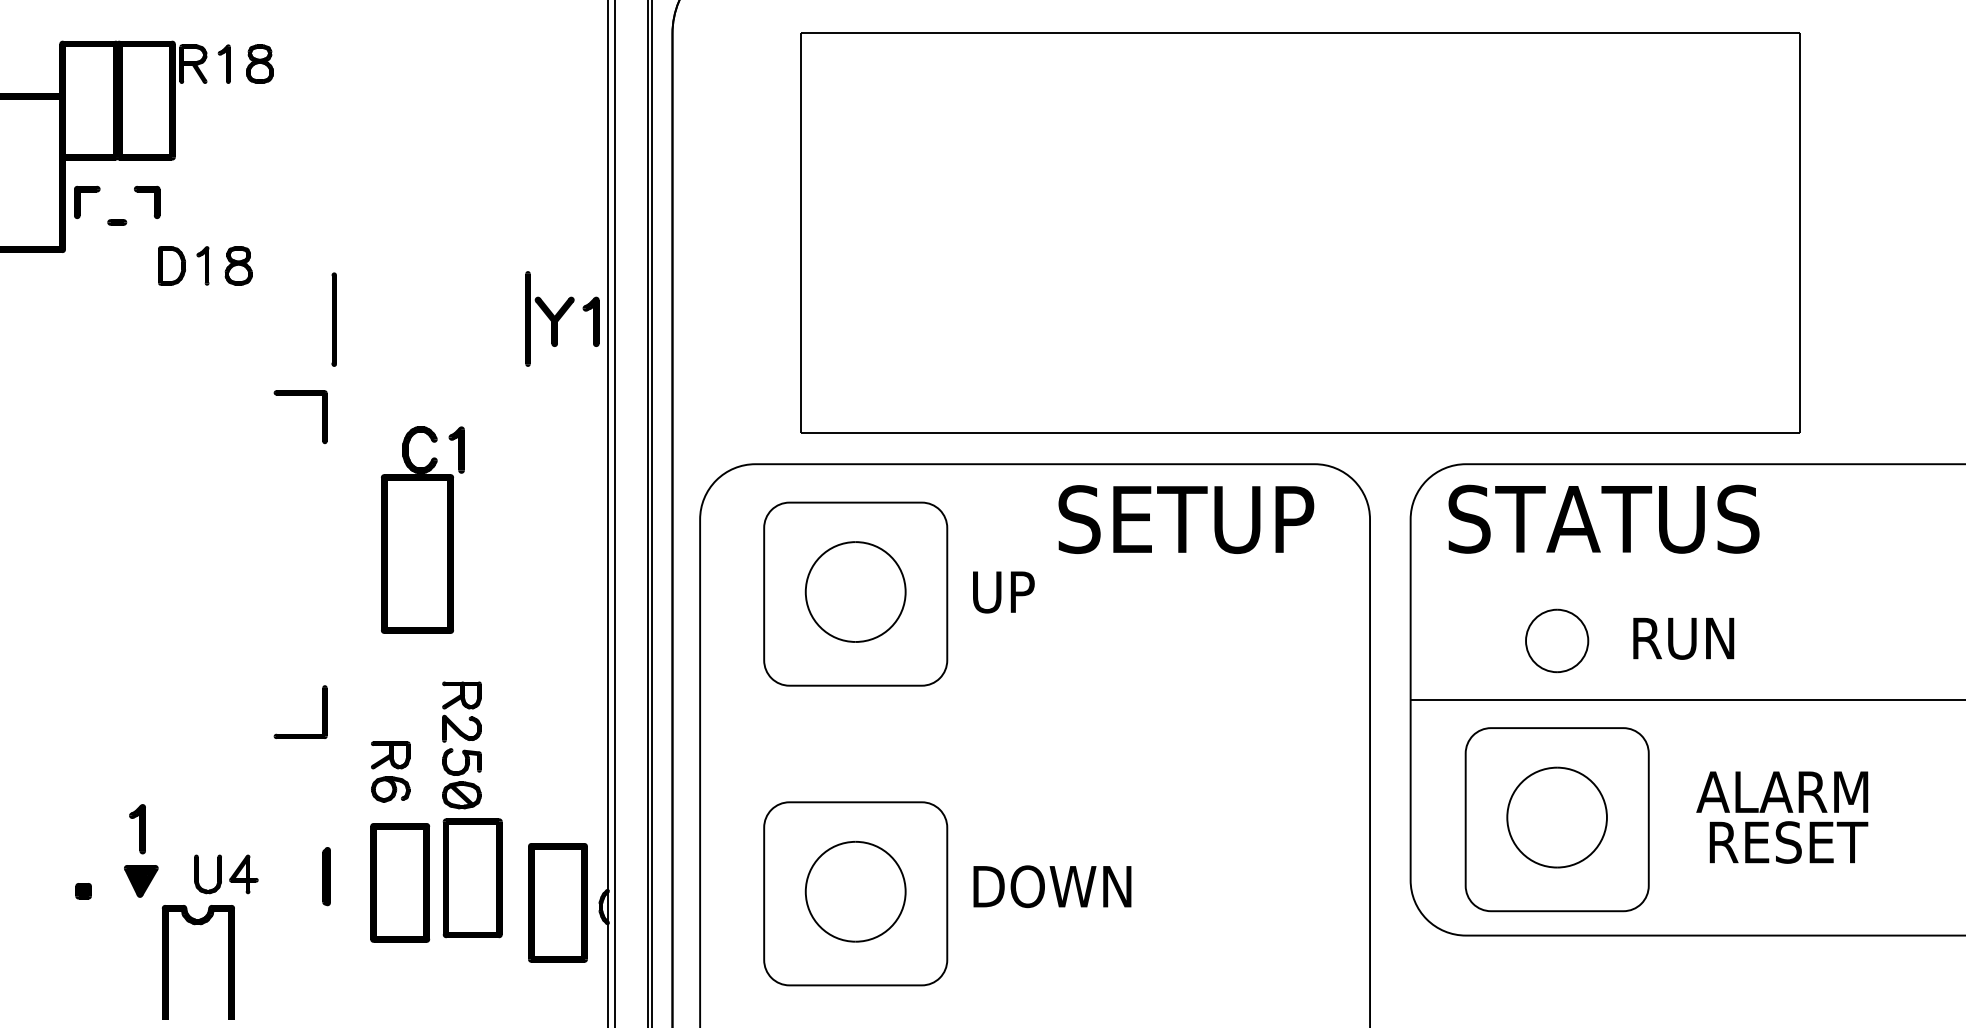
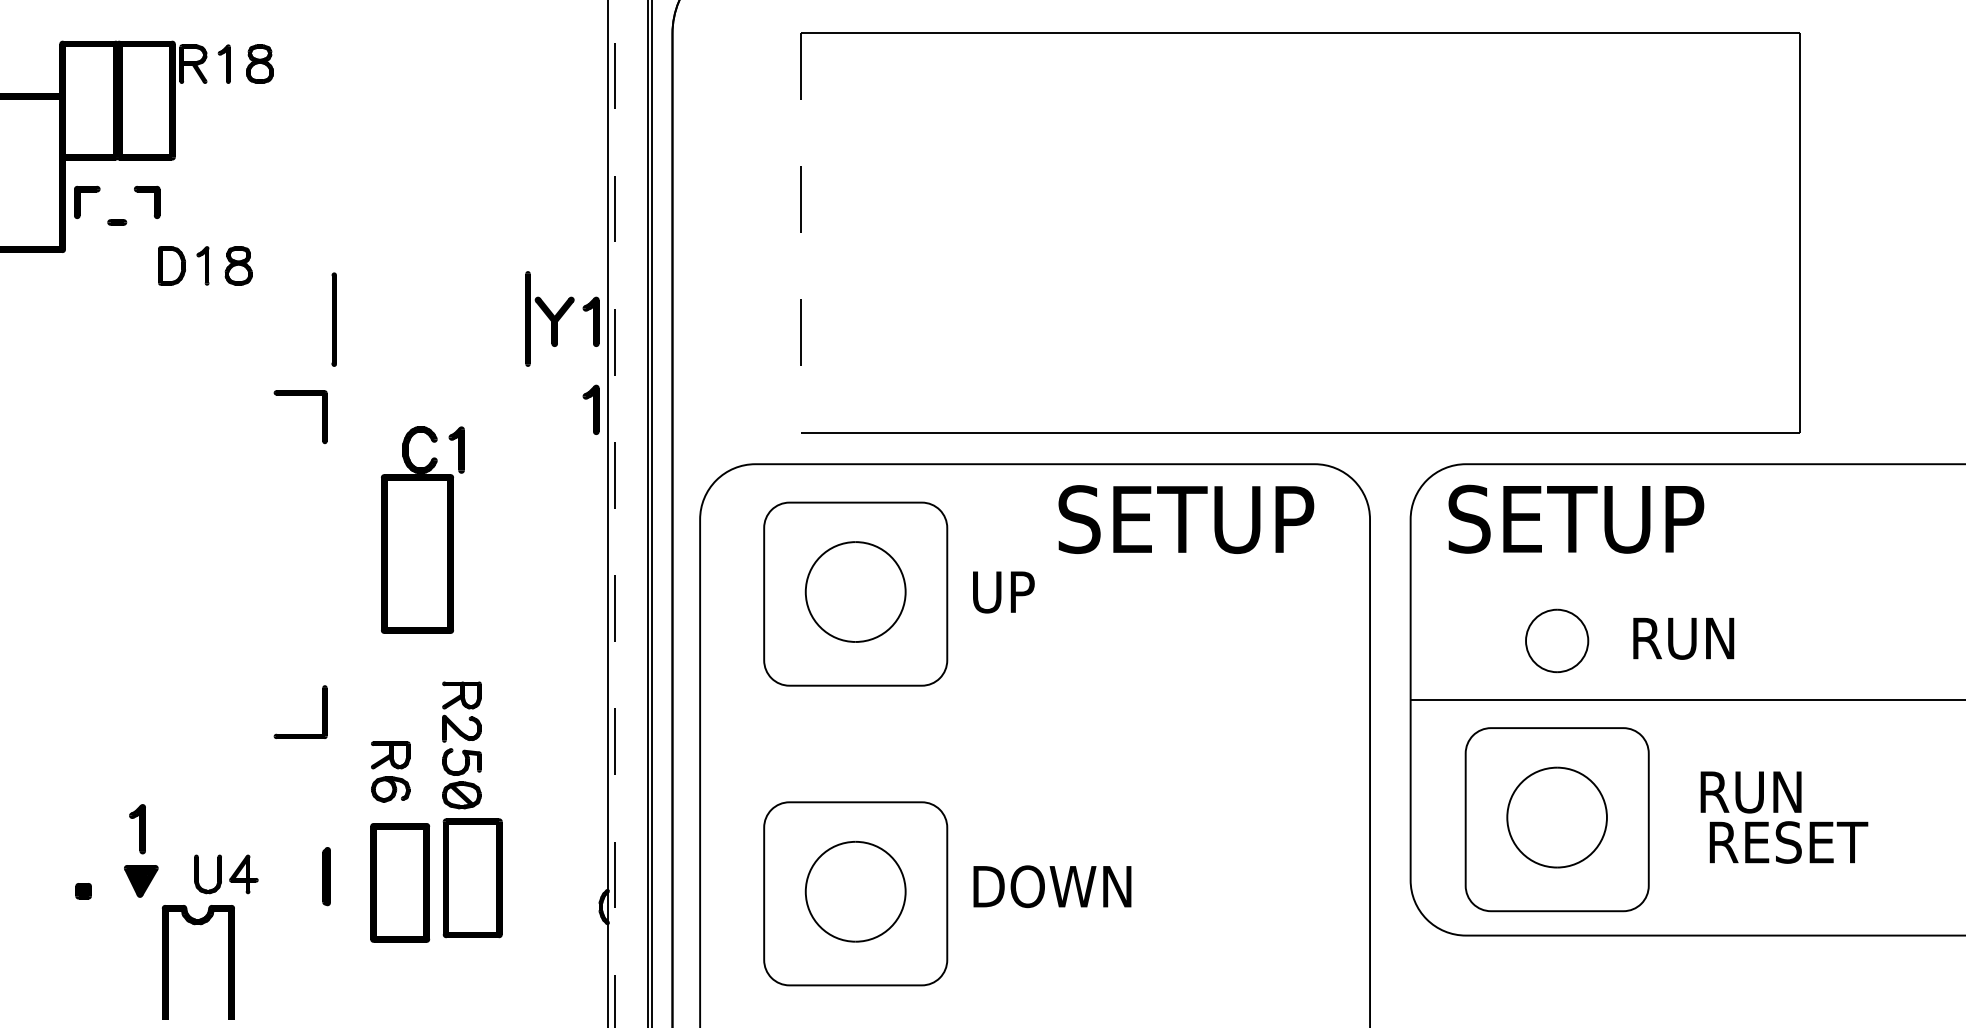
line: solid -> dashed (801, 232)
part: none -> present (590, 409)
line: solid -> dashed (615, 514)
text: STATUS -> SETUP (1627, 518)
text: ALARM -> RUN (1782, 792)
part: present -> none (557, 902)
